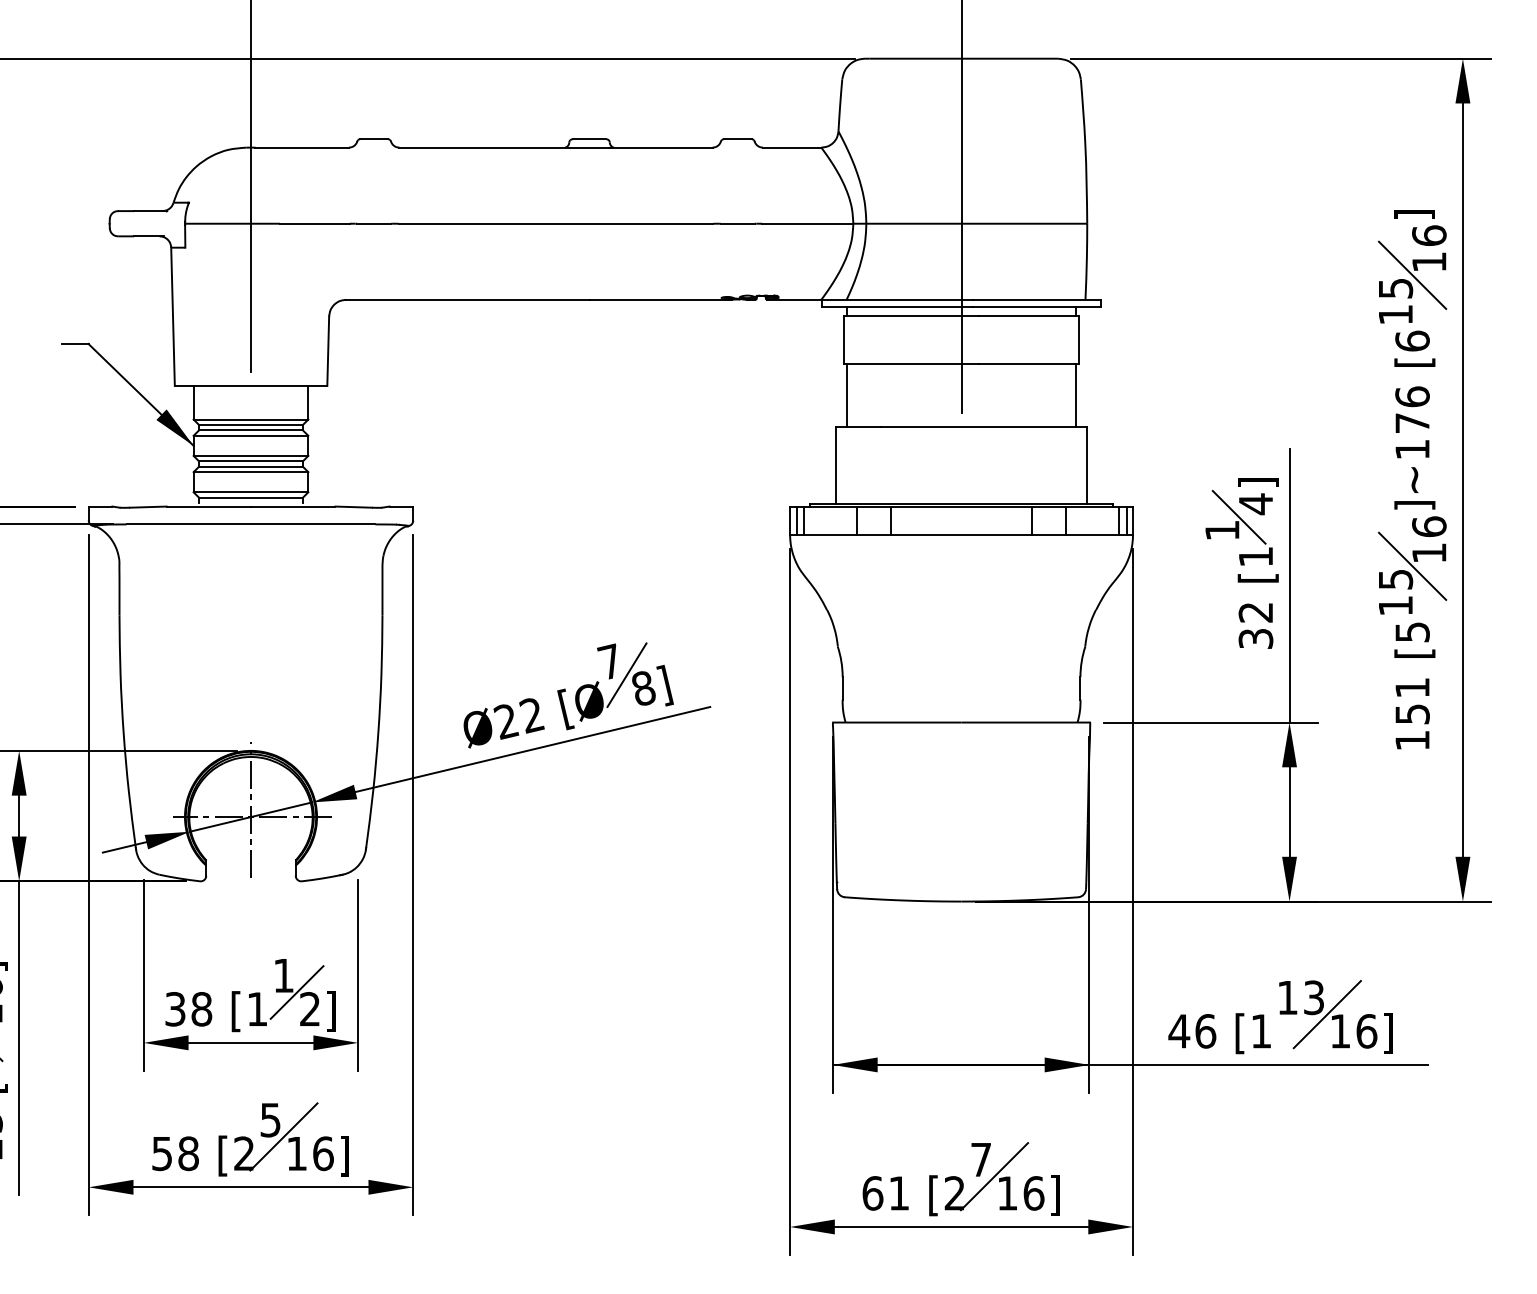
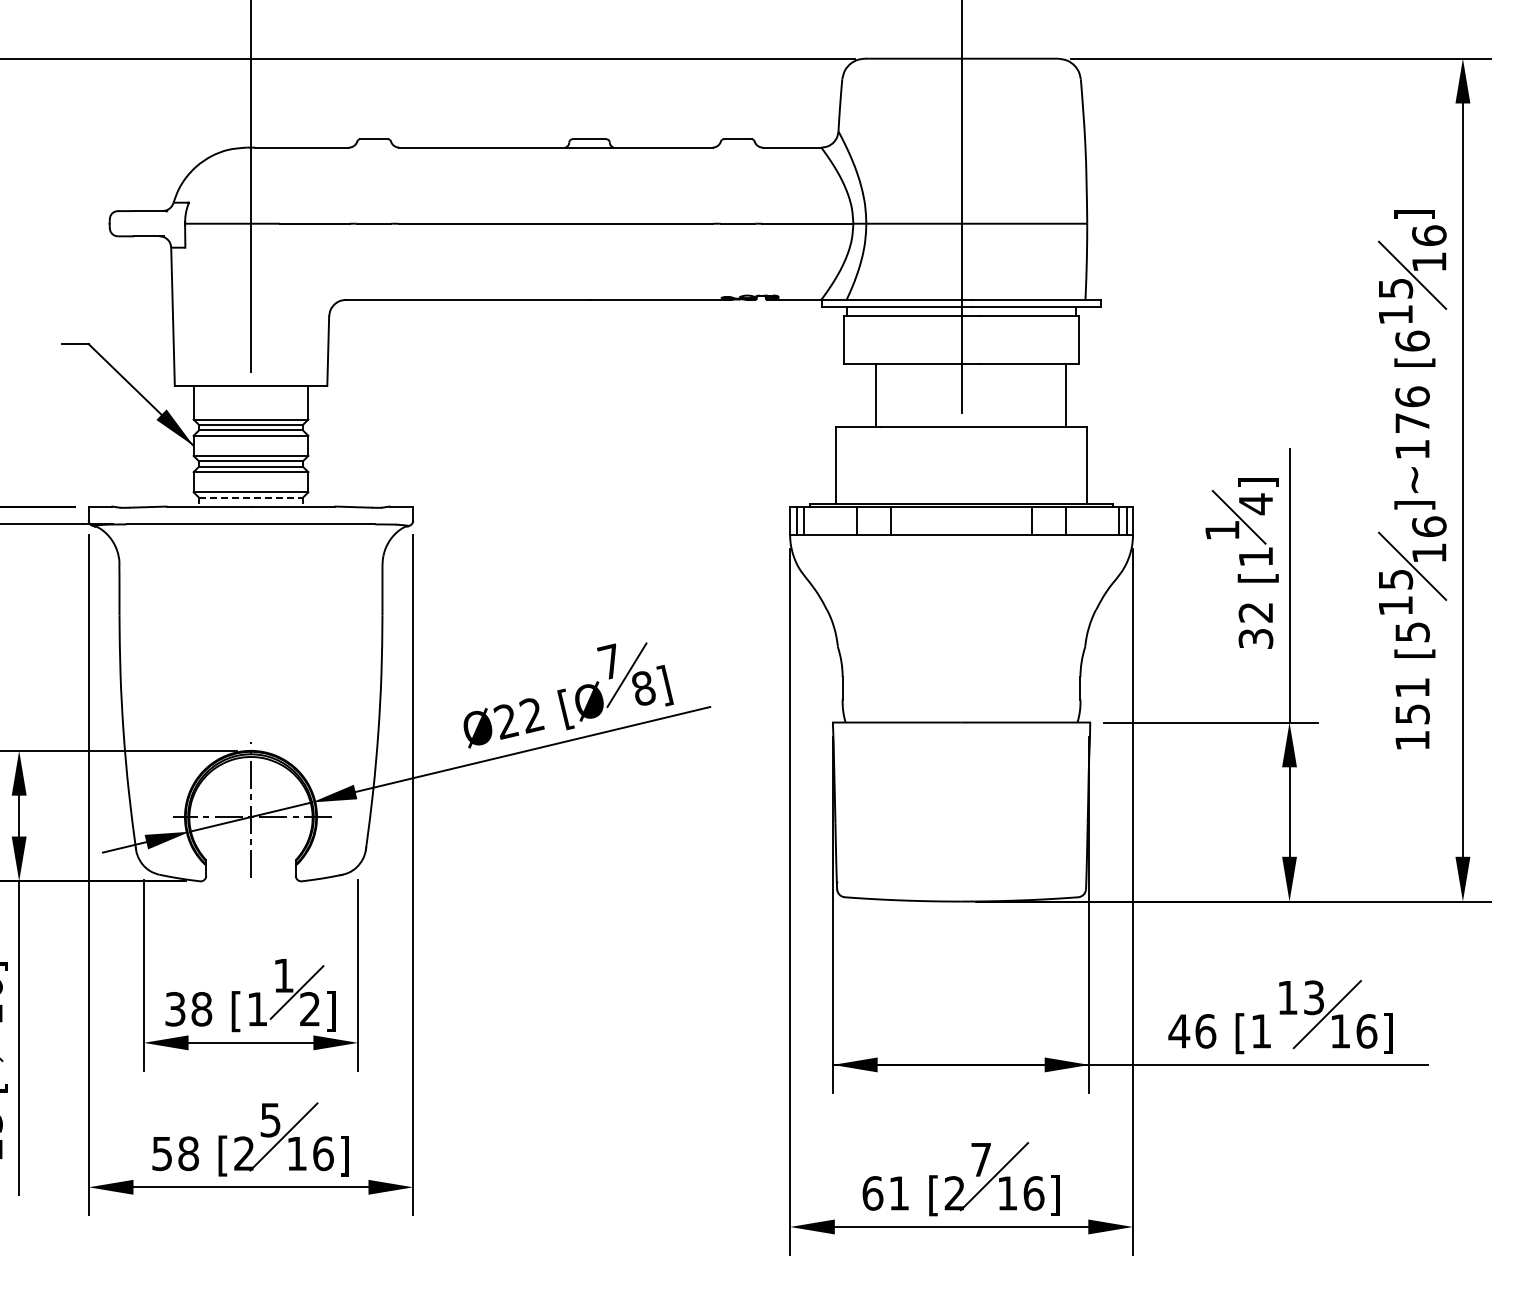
line position: (846, 394) -> (875, 394) (875, 394)
line position: (1076, 394) -> (1066, 394) (1066, 394)
line: solid -> dashed (251, 497)
